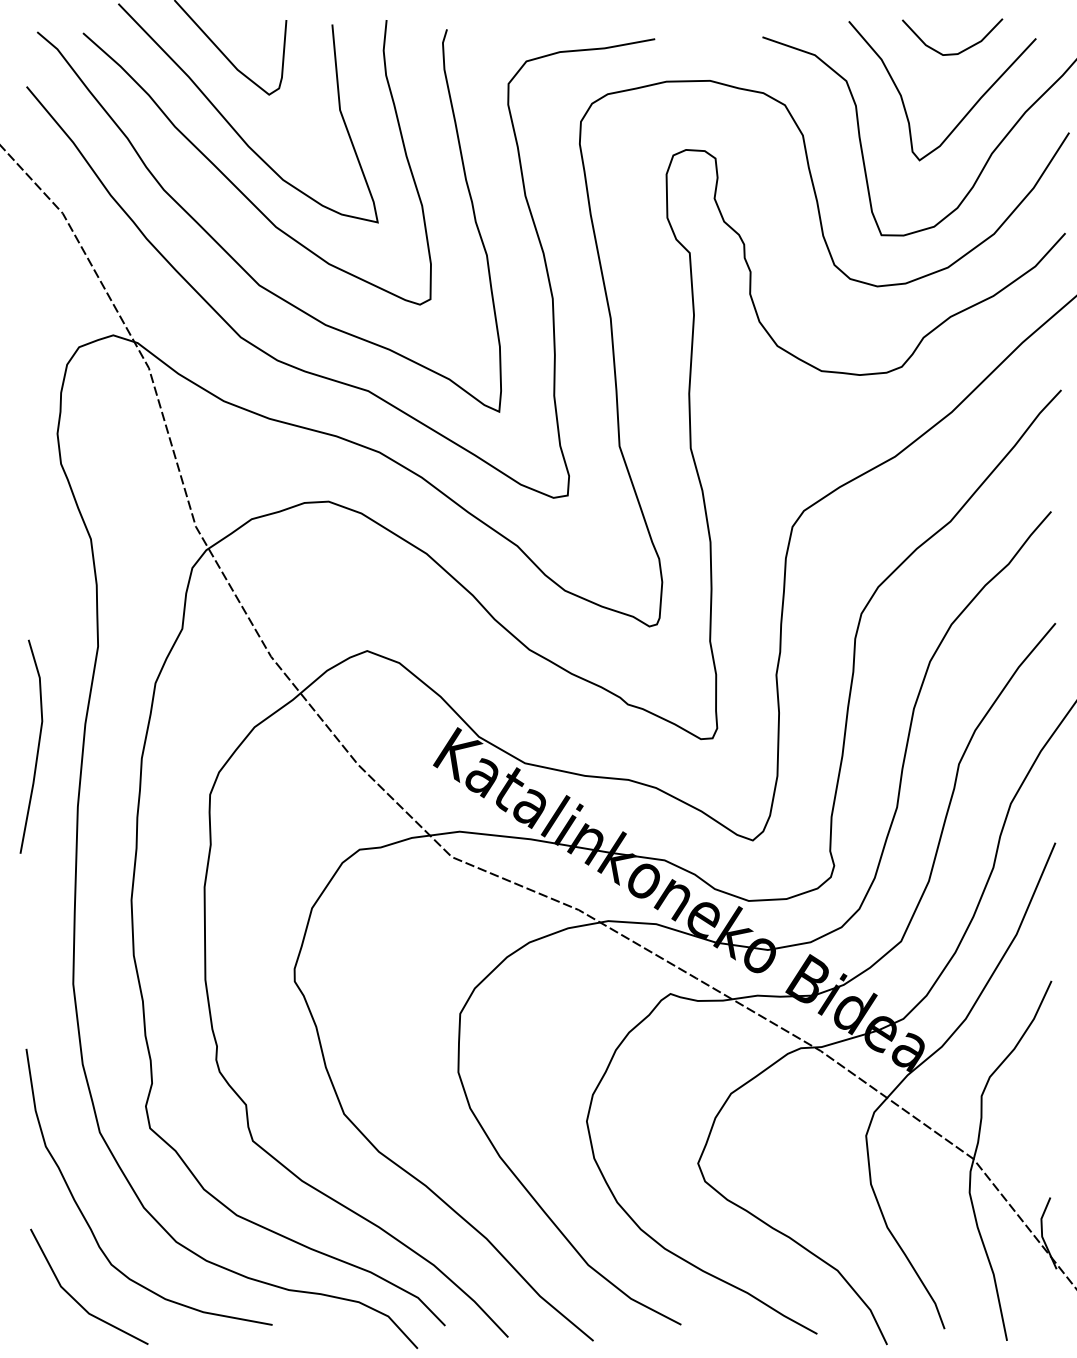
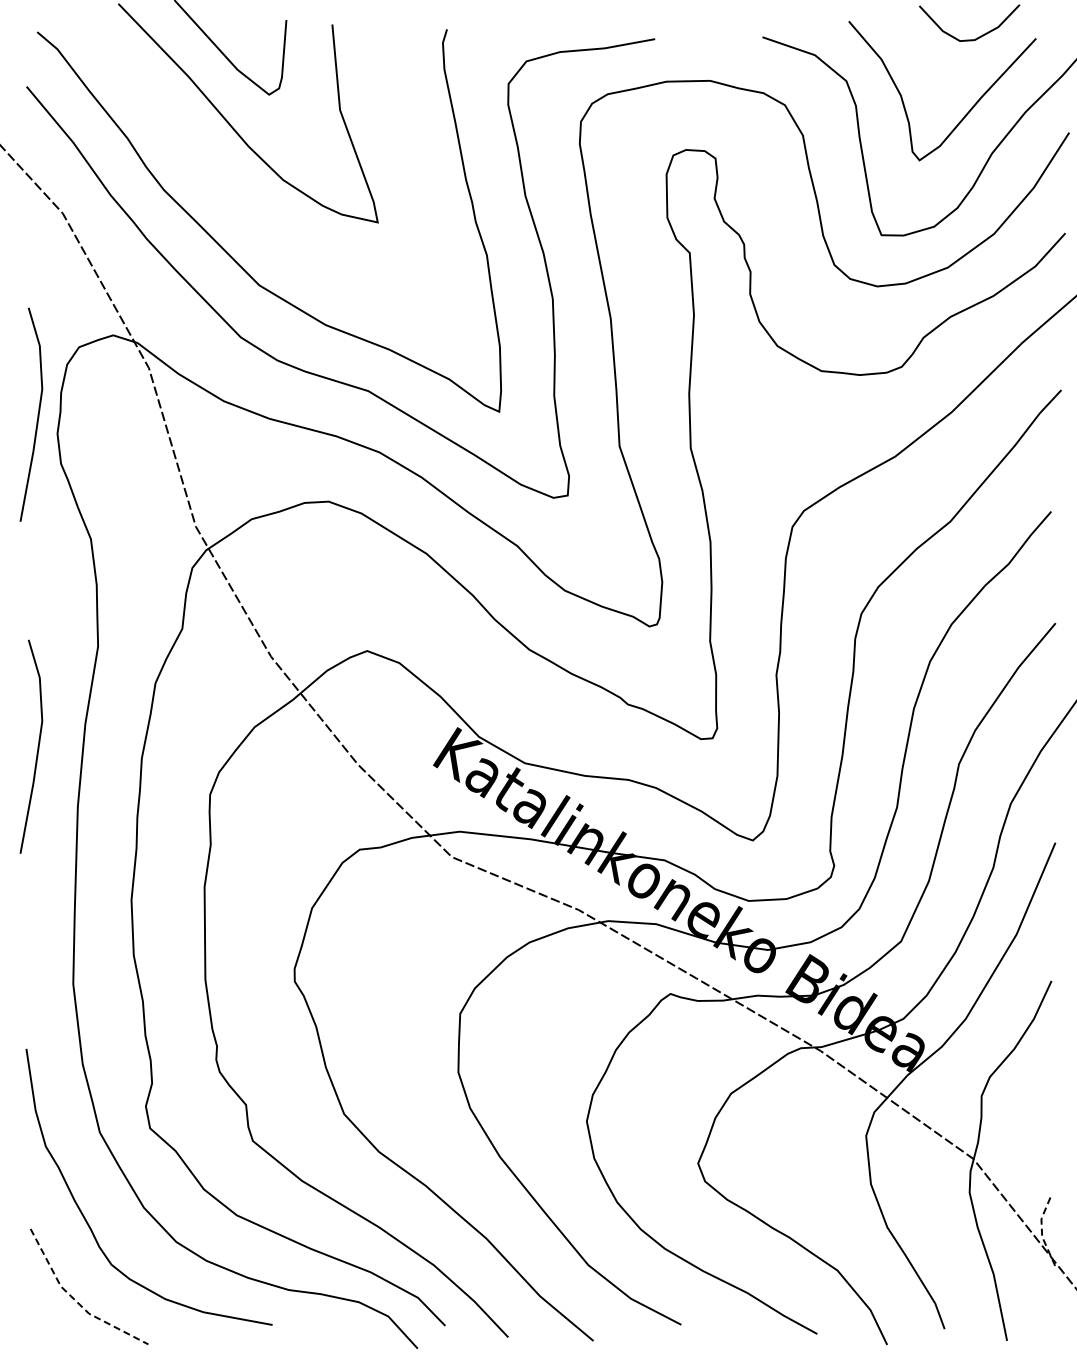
curve position: (960, 51) -> (977, 37) (977, 37)
curve: present -> none (234, 184)
line: none -> present (37, 414)
line: solid -> dashed (1042, 1233)
line: solid -> dashed (75, 1300)
